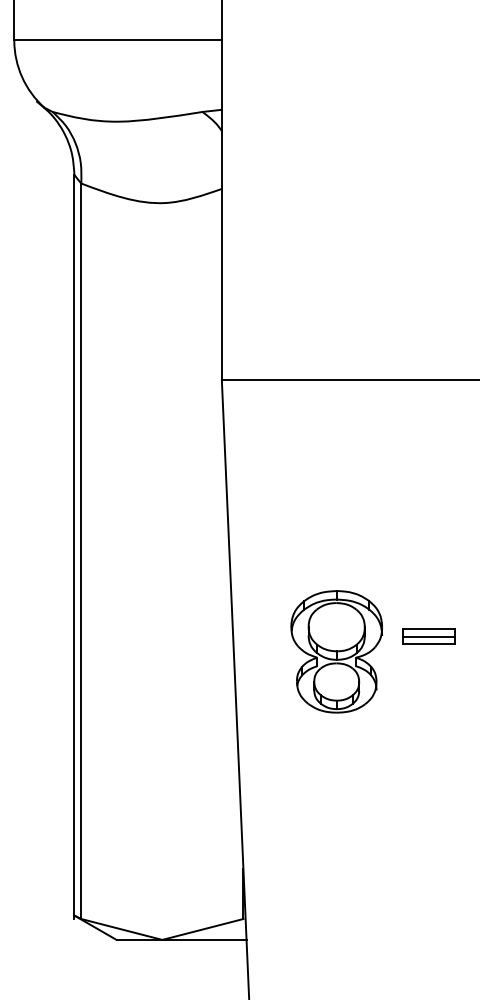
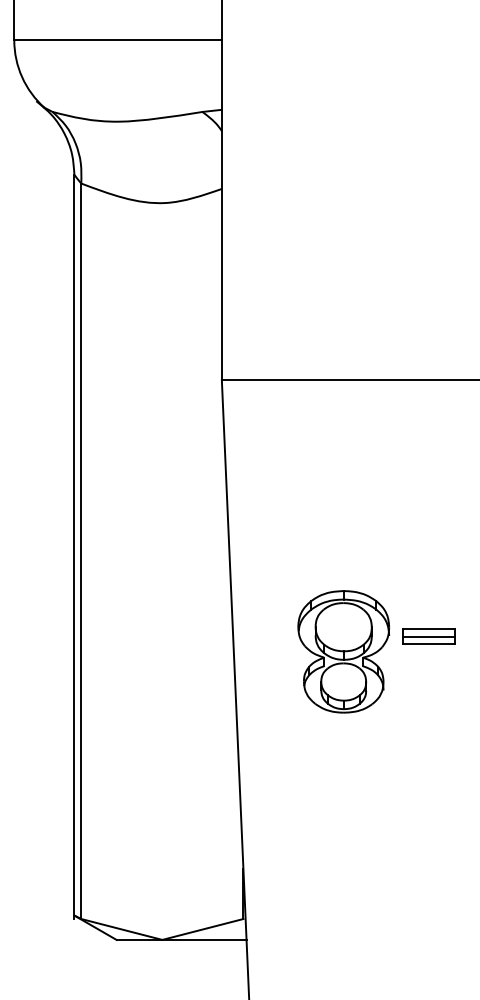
part position: (336, 651) -> (343, 651) (343, 651)
